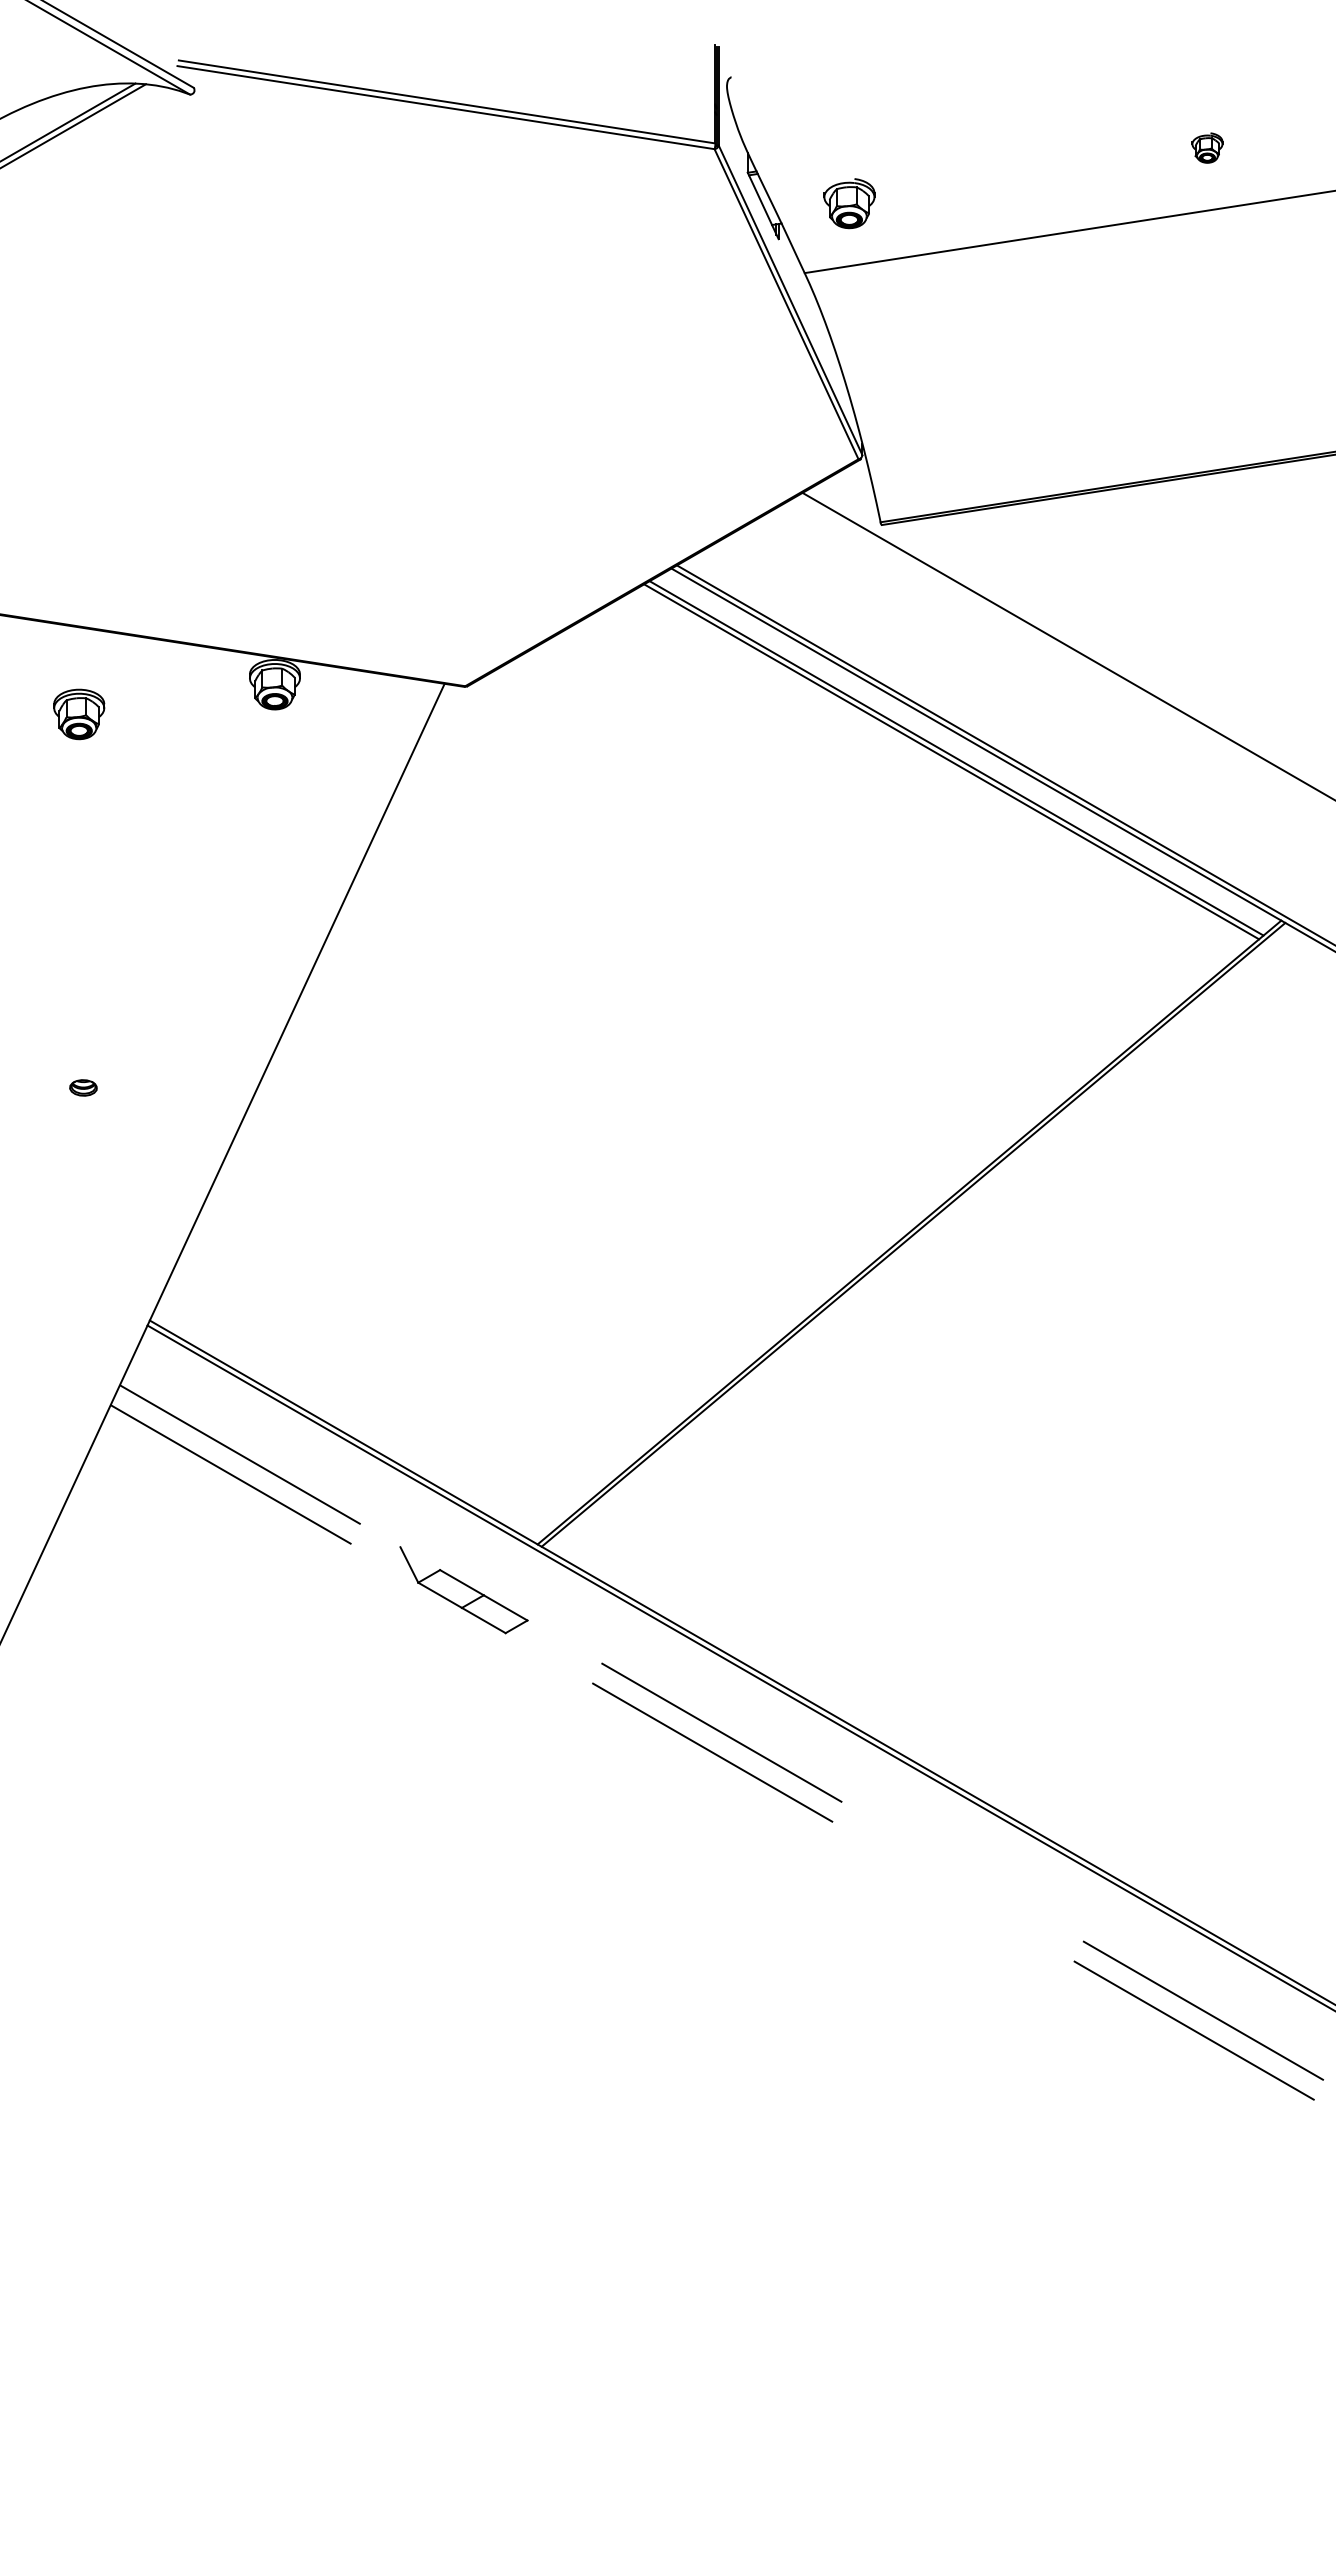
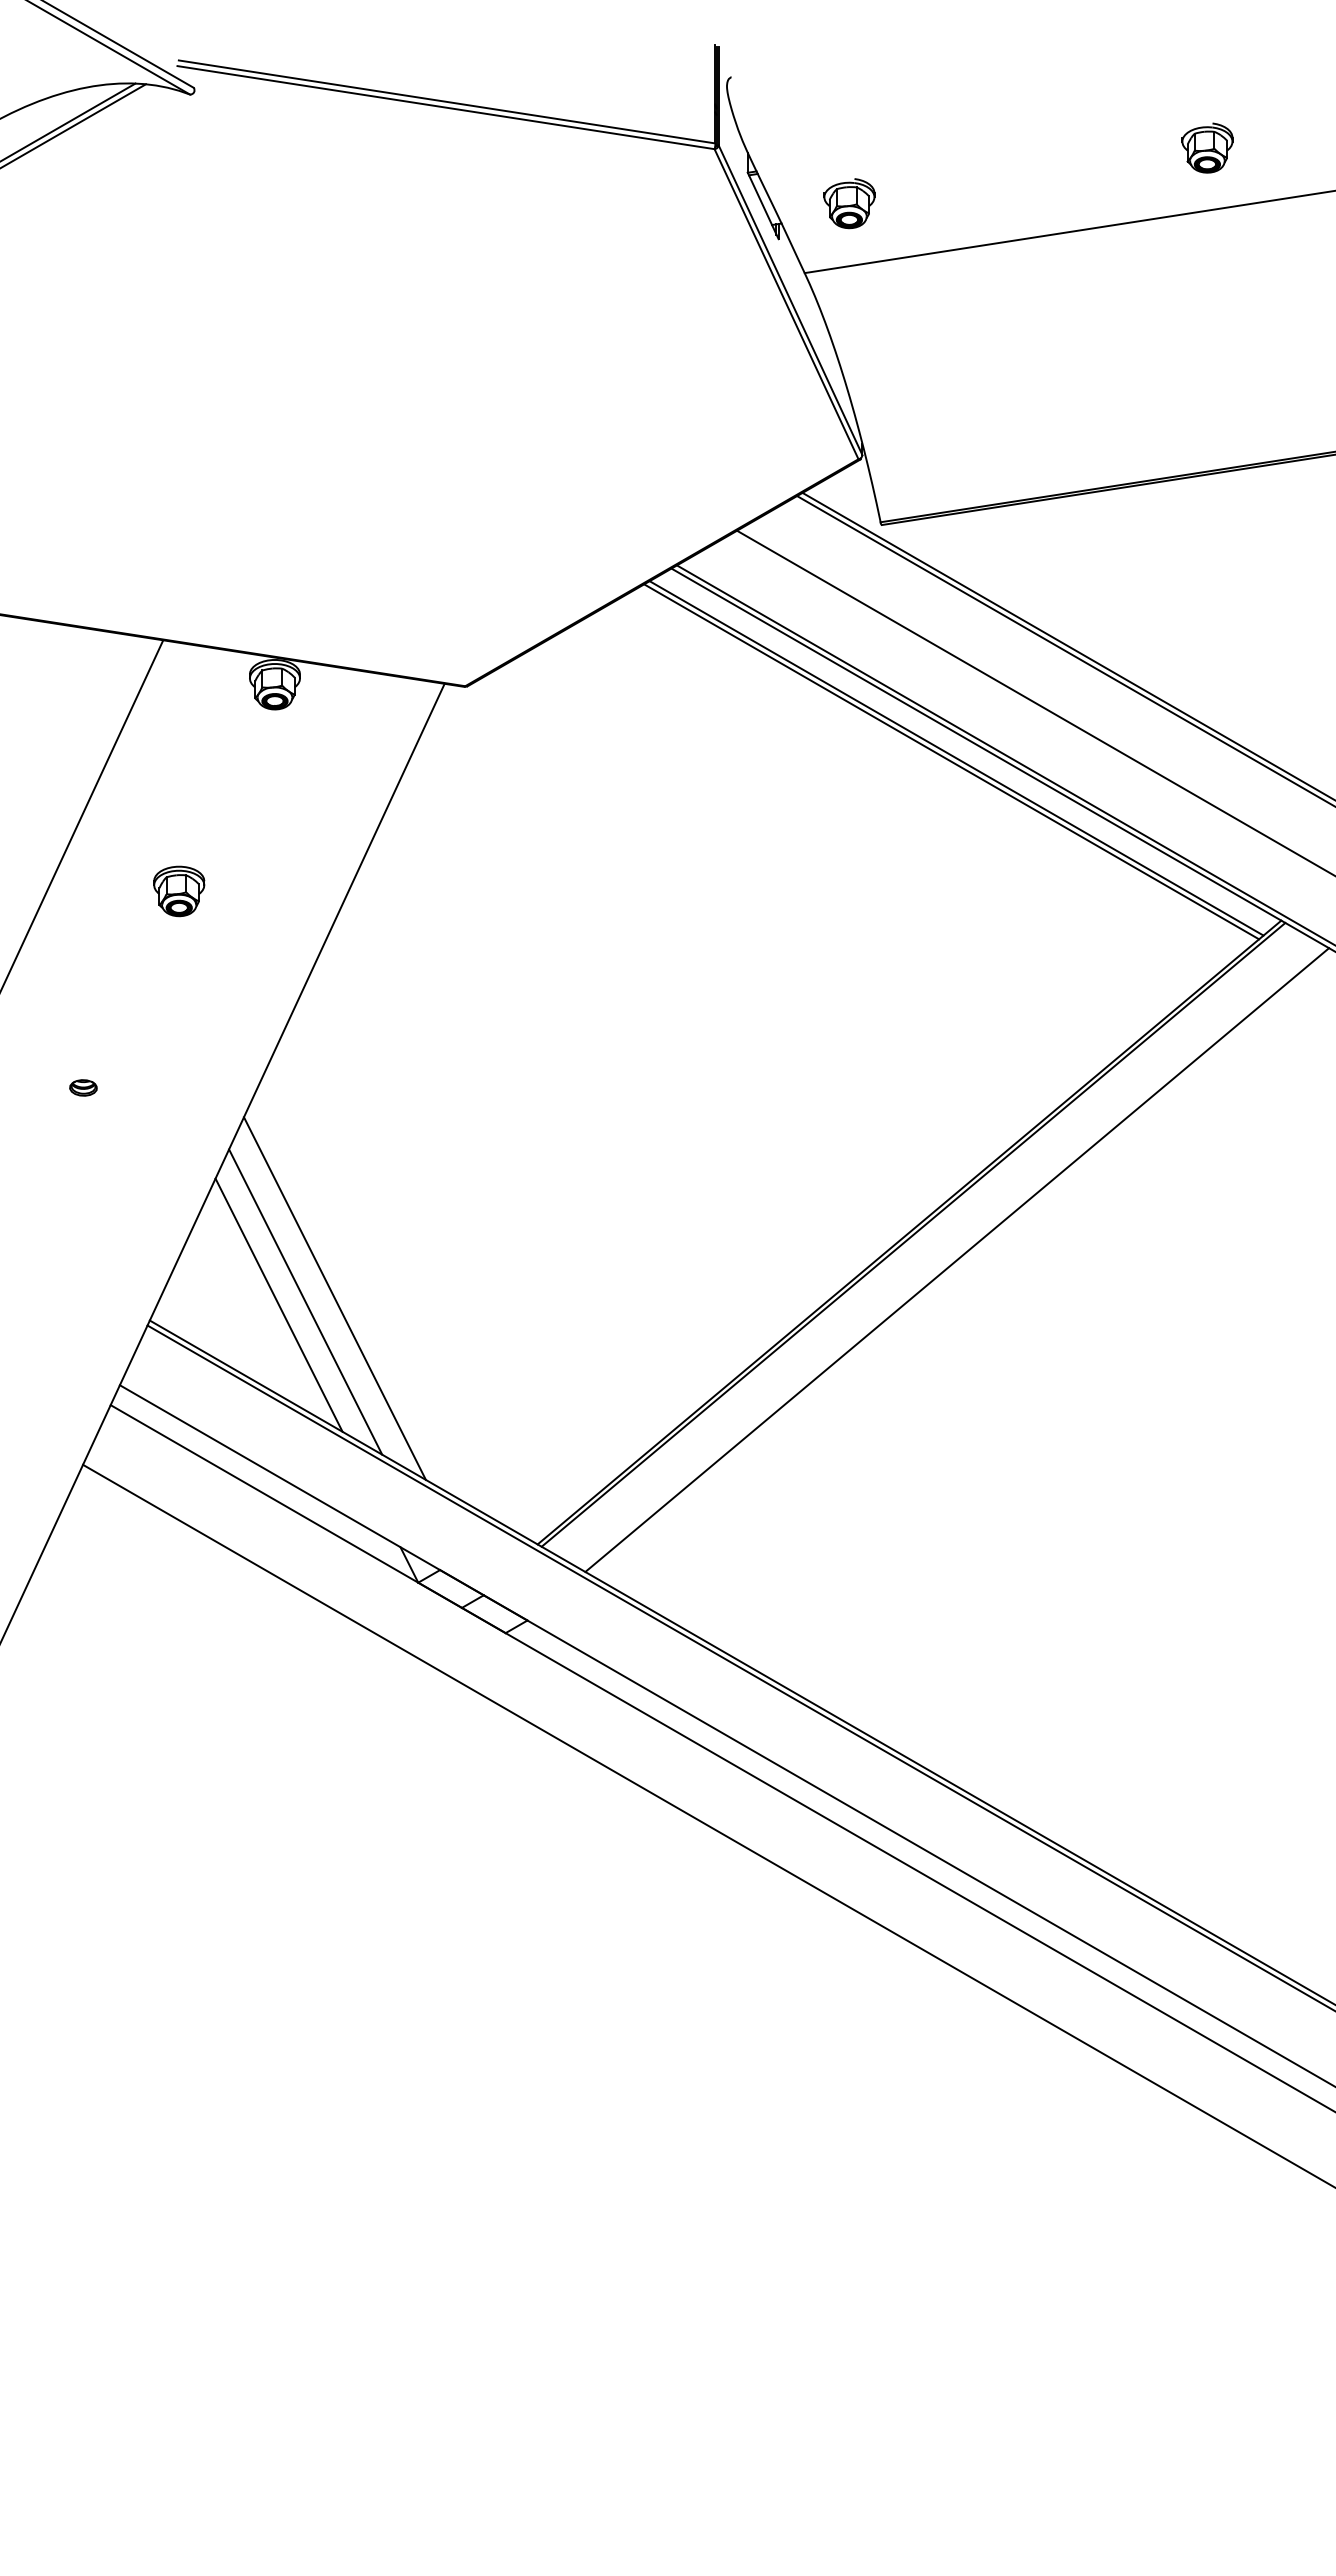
part size: 33x32 px -> 53x52 px (1207, 147)
line: none -> present (1064, 650)
line: none -> present (1034, 702)
part position: (79, 714) -> (179, 891) (179, 891)
line: none -> present (82, 813)
line: none -> present (957, 1259)
line: none -> present (334, 1298)
line: none -> present (305, 1301)
line: none -> present (278, 1304)
line: dashed -> solid (727, 1736)
line: dashed -> solid (723, 1759)
line: none -> present (707, 1825)
